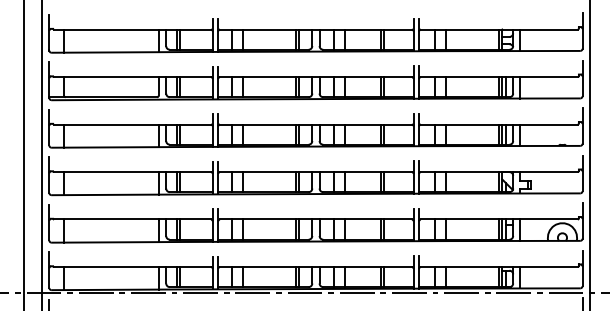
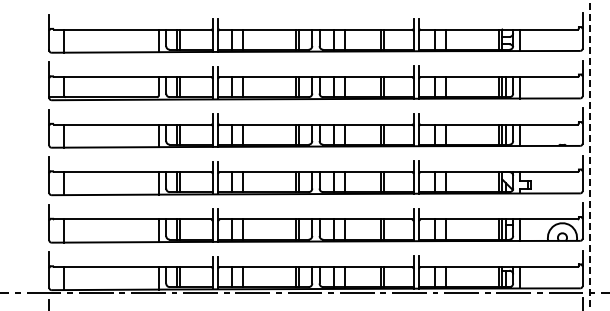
line: present -> none (23, 154)
line: present -> none (42, 154)
line: solid -> dashed (589, 155)
